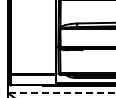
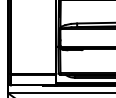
line: dashed -> solid (61, 93)
